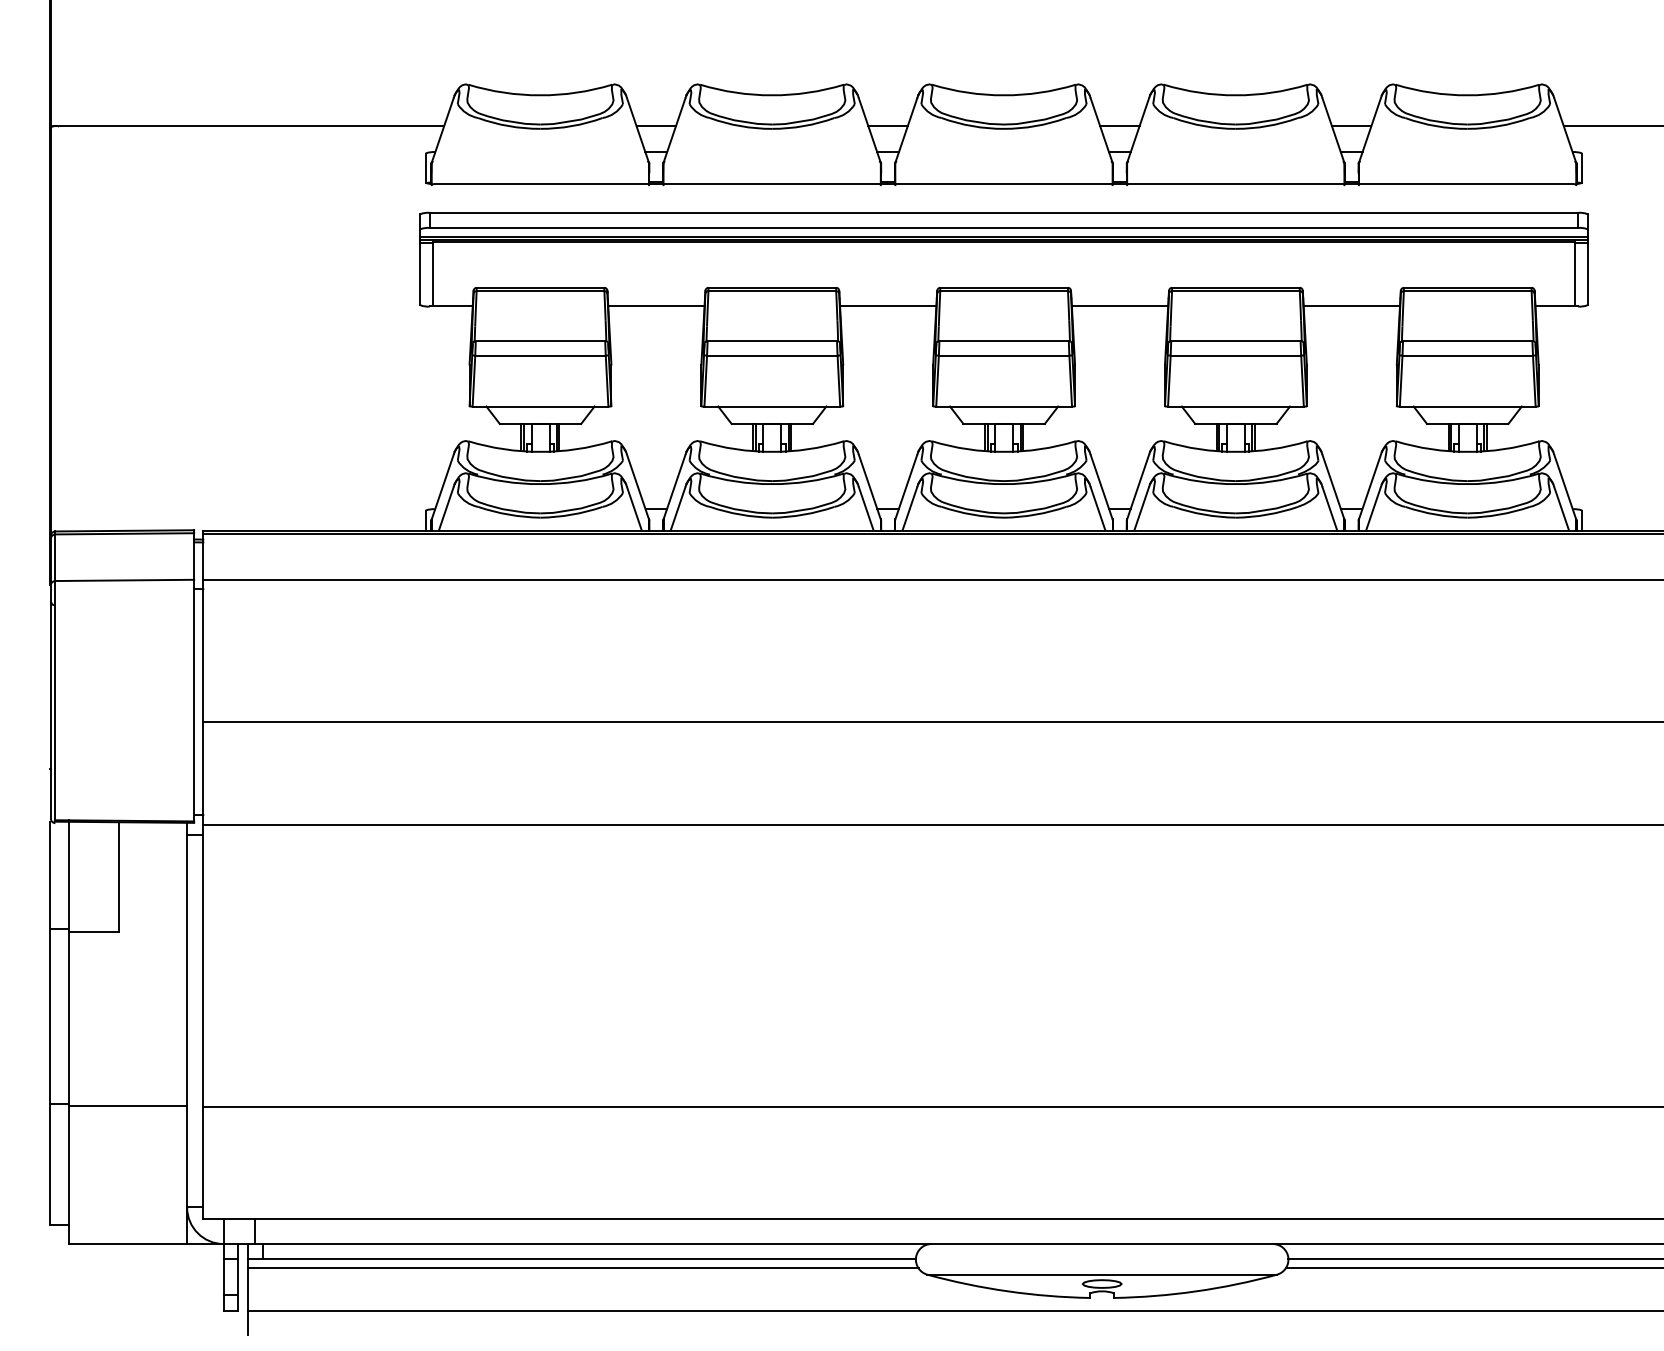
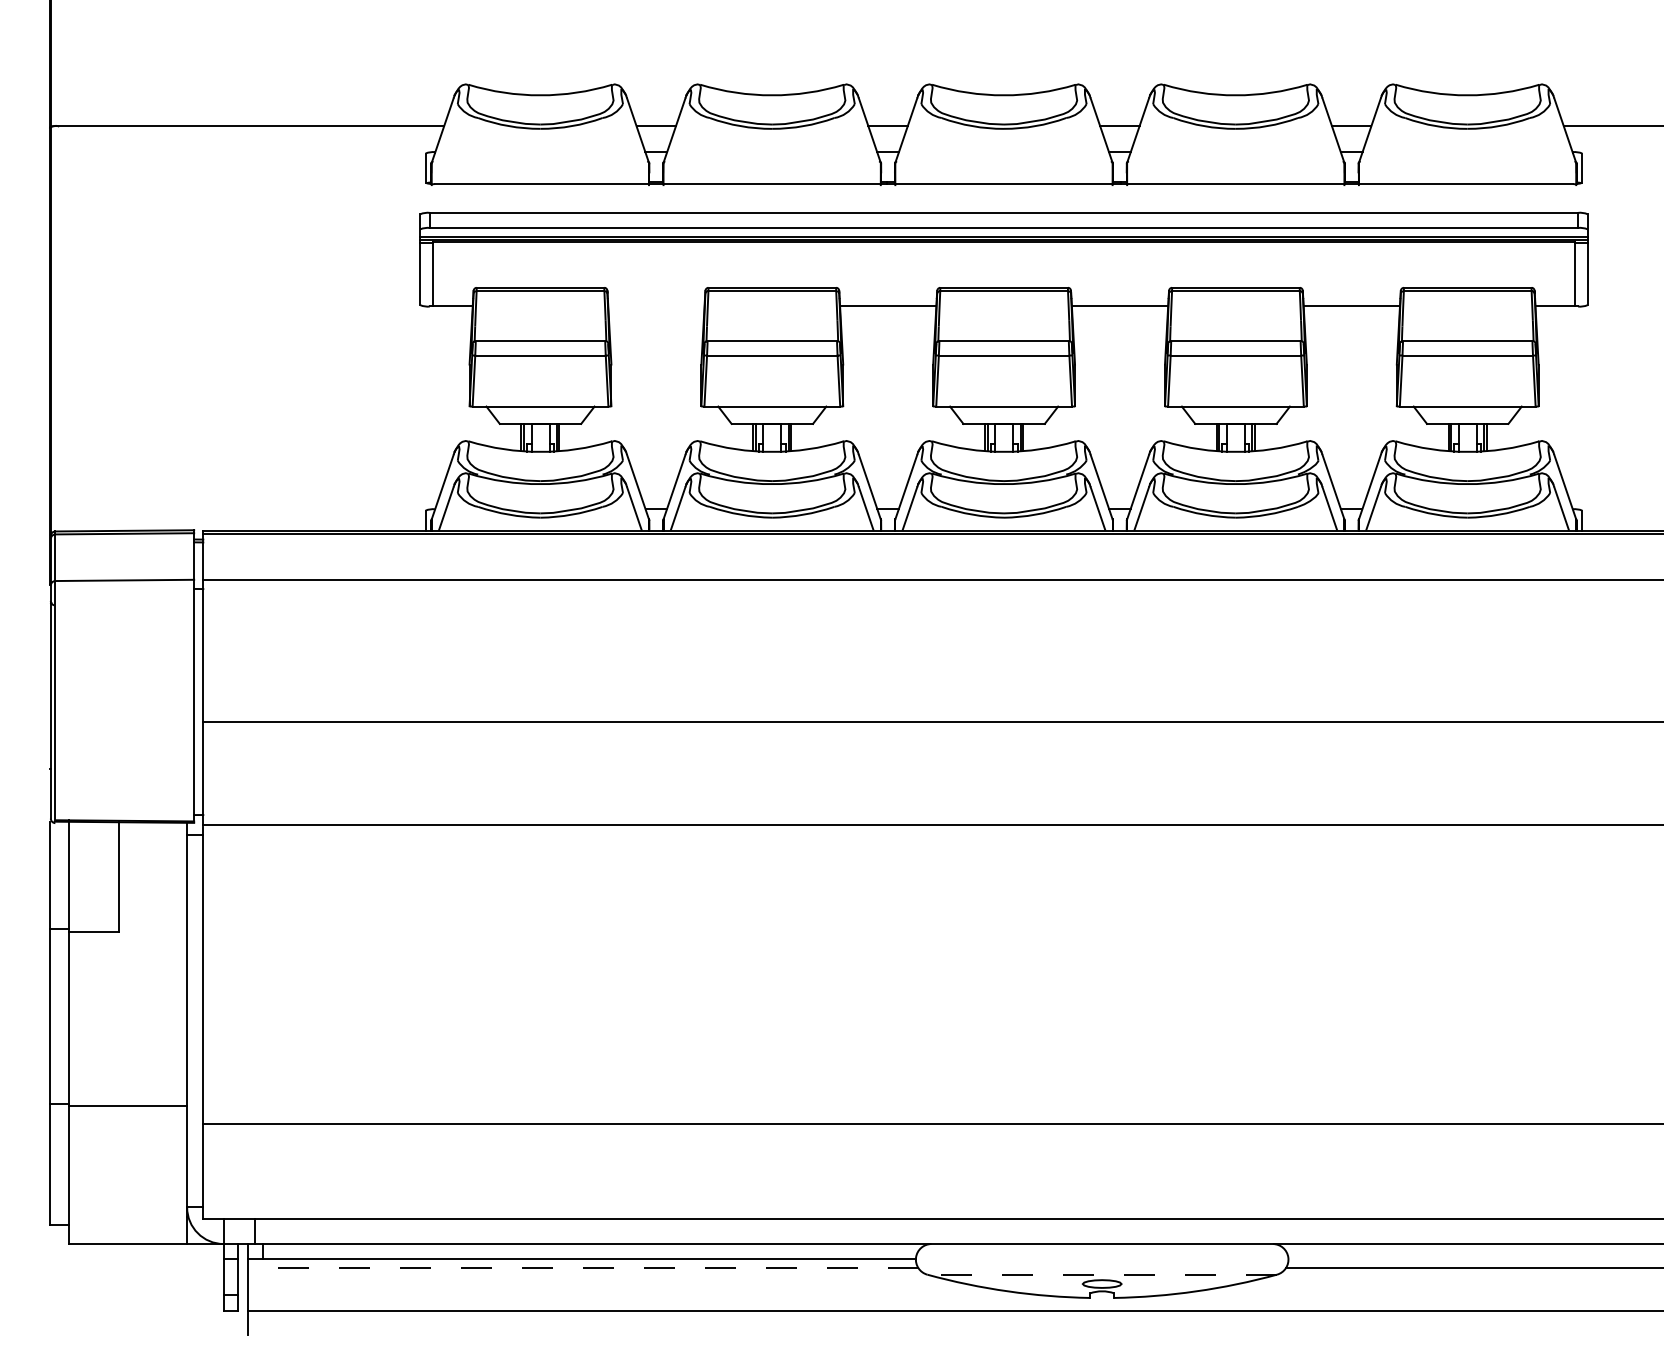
line: present -> none (656, 306)
line position: (931, 1106) -> (931, 1123) (931, 1123)
line: present -> none (1474, 1258)
line: solid -> dashed (582, 1268)
line: solid -> dashed (1102, 1274)
